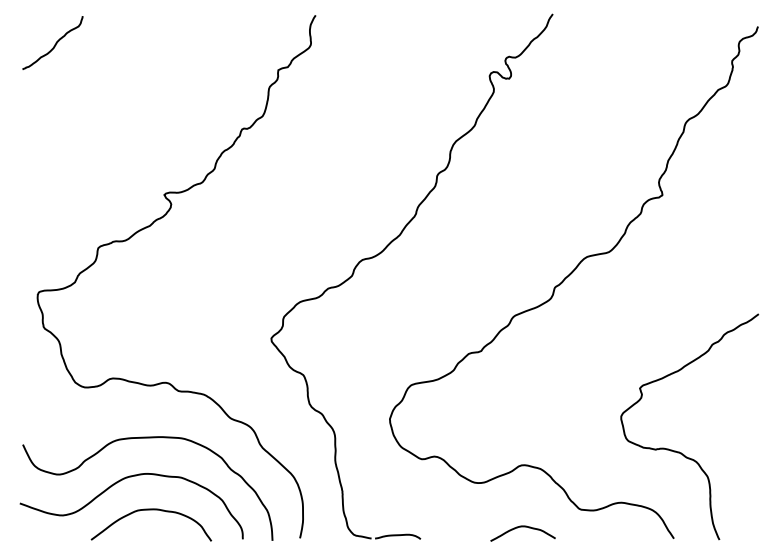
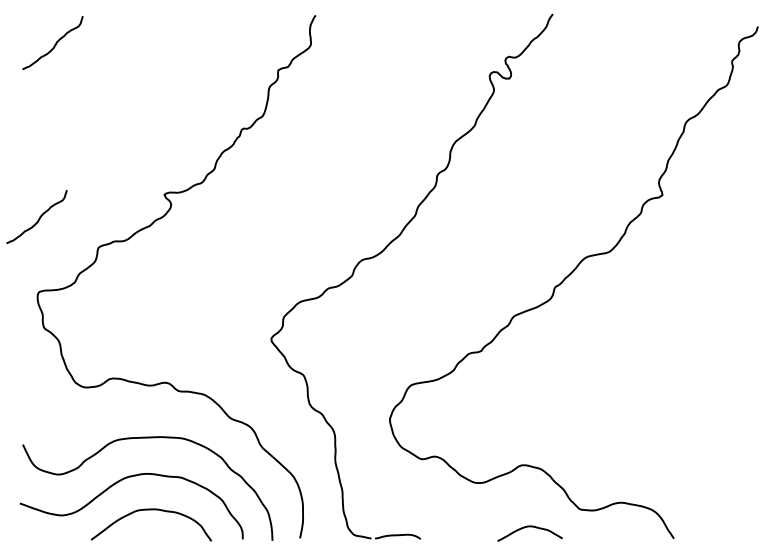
curve: none -> present (38, 218)
curve: present -> none (679, 451)
curve position: (522, 527) -> (529, 527) (529, 527)
